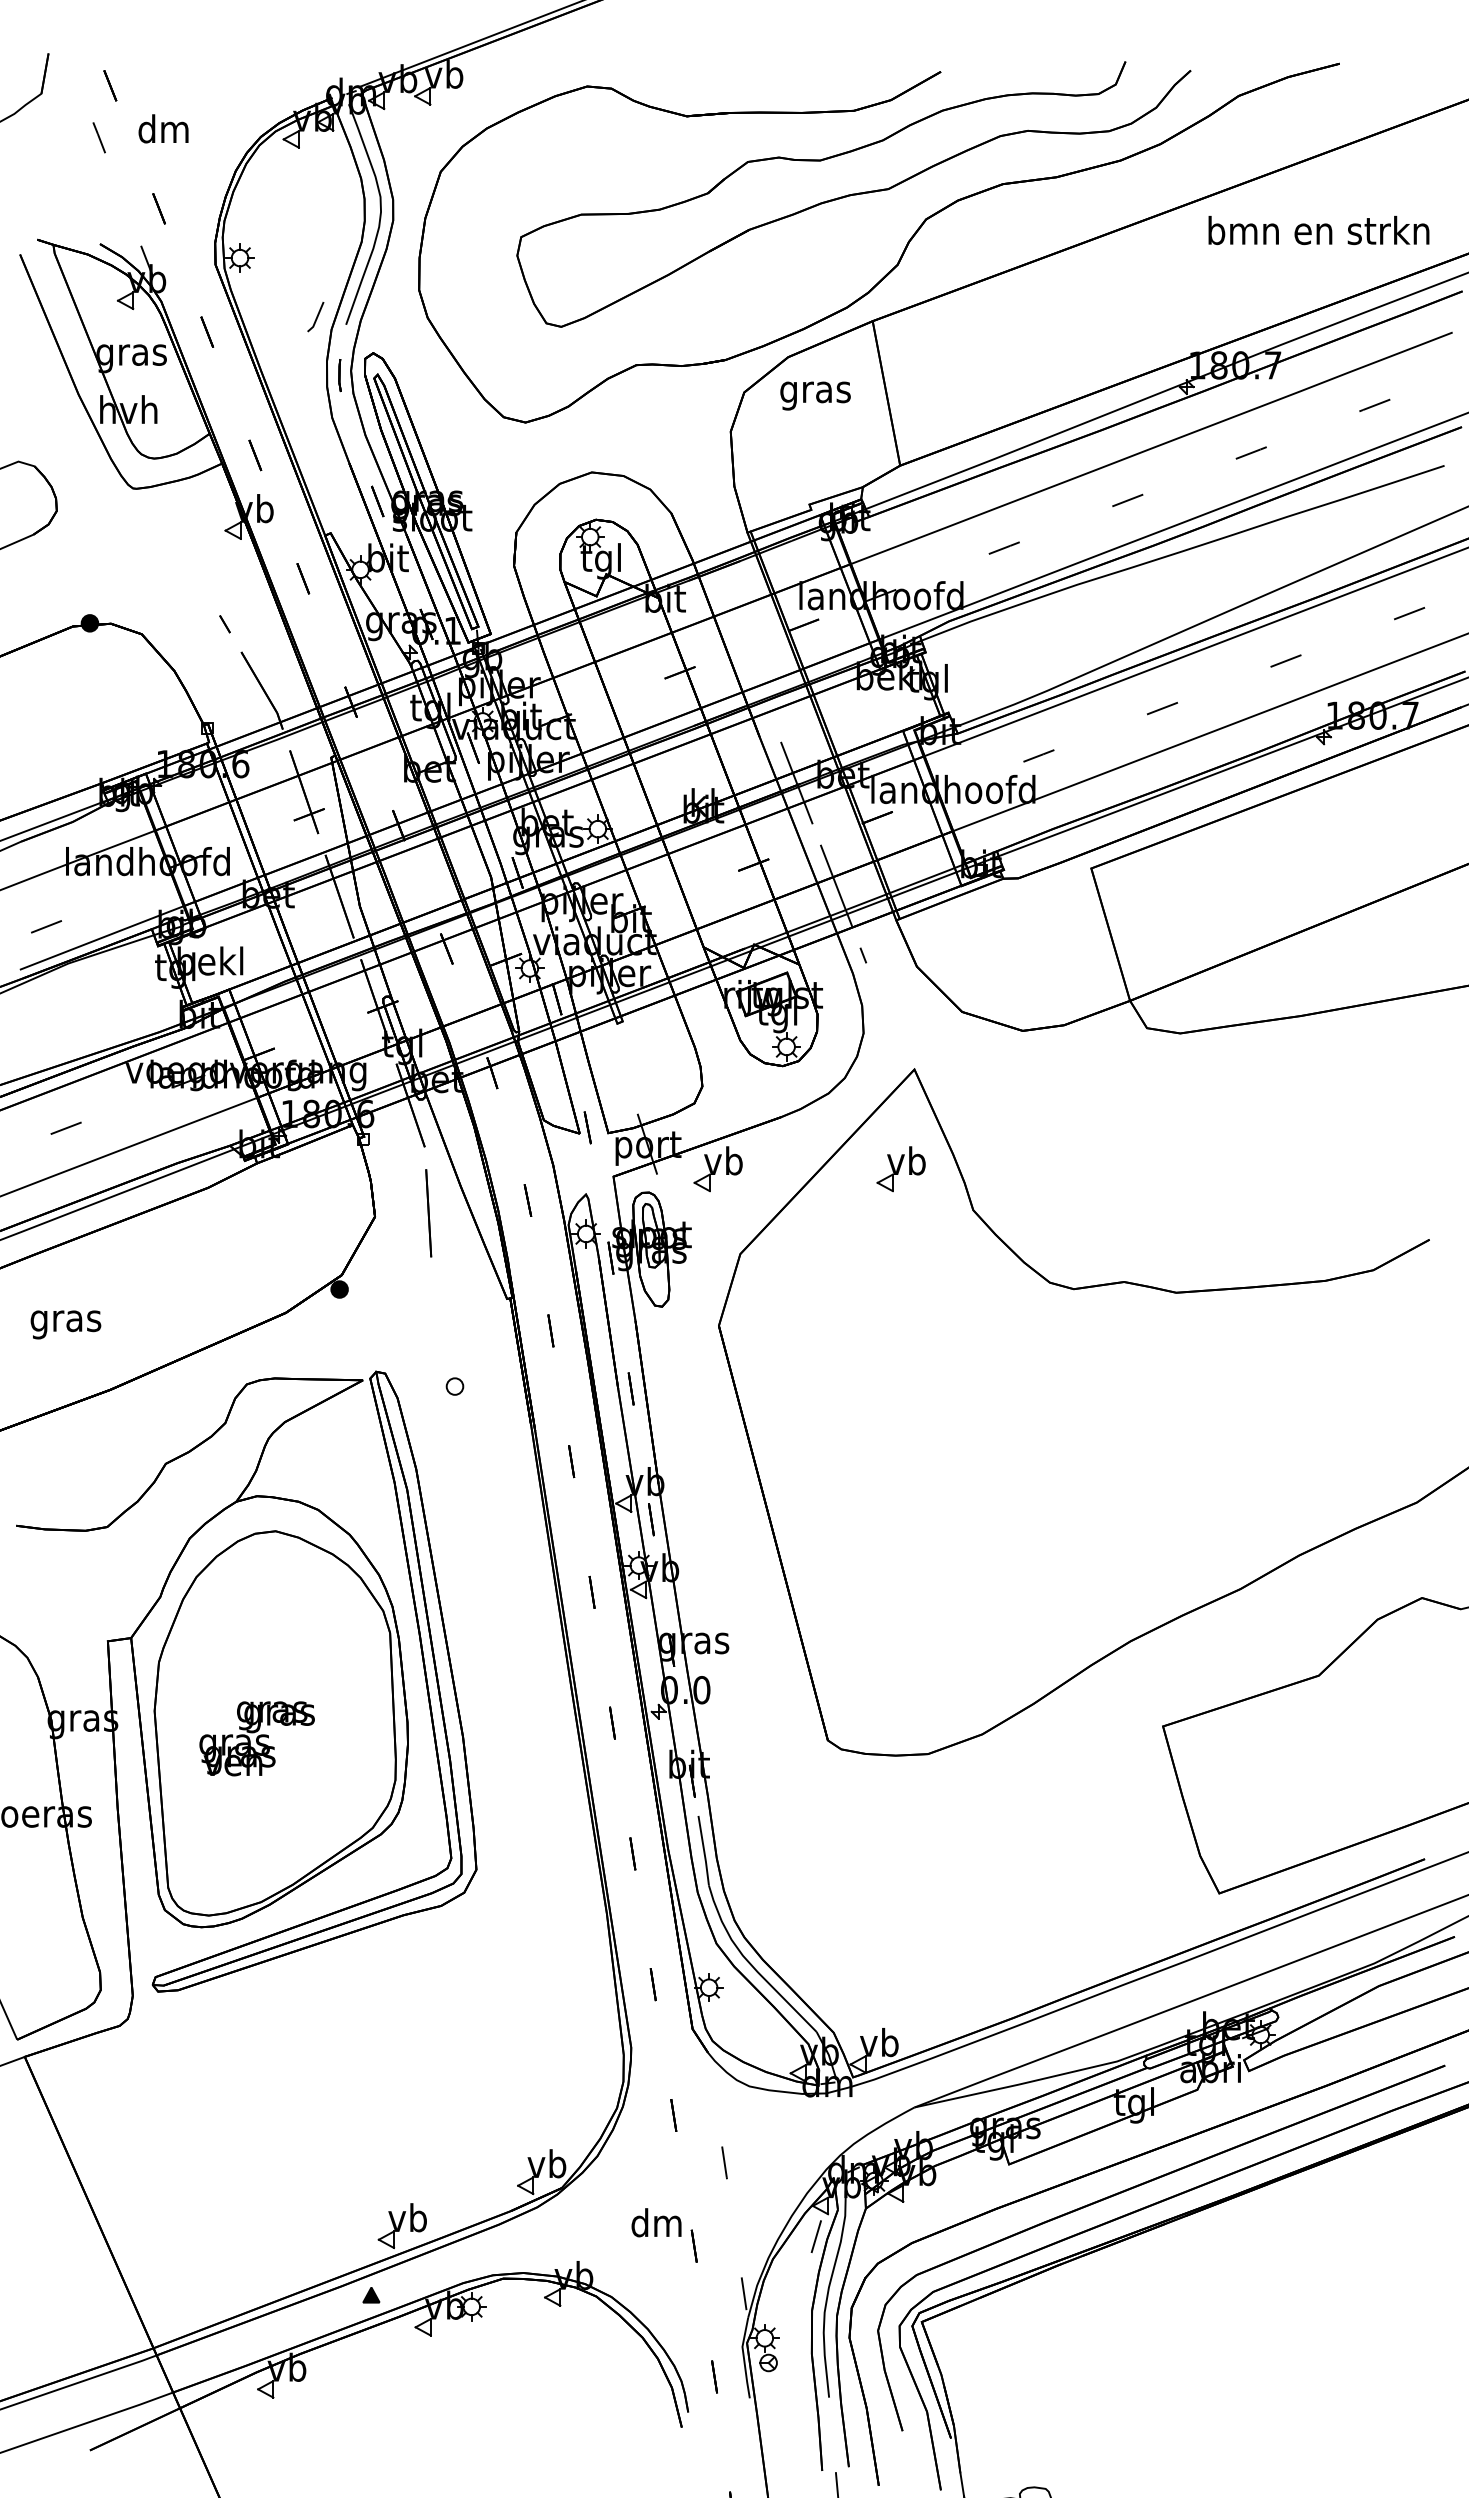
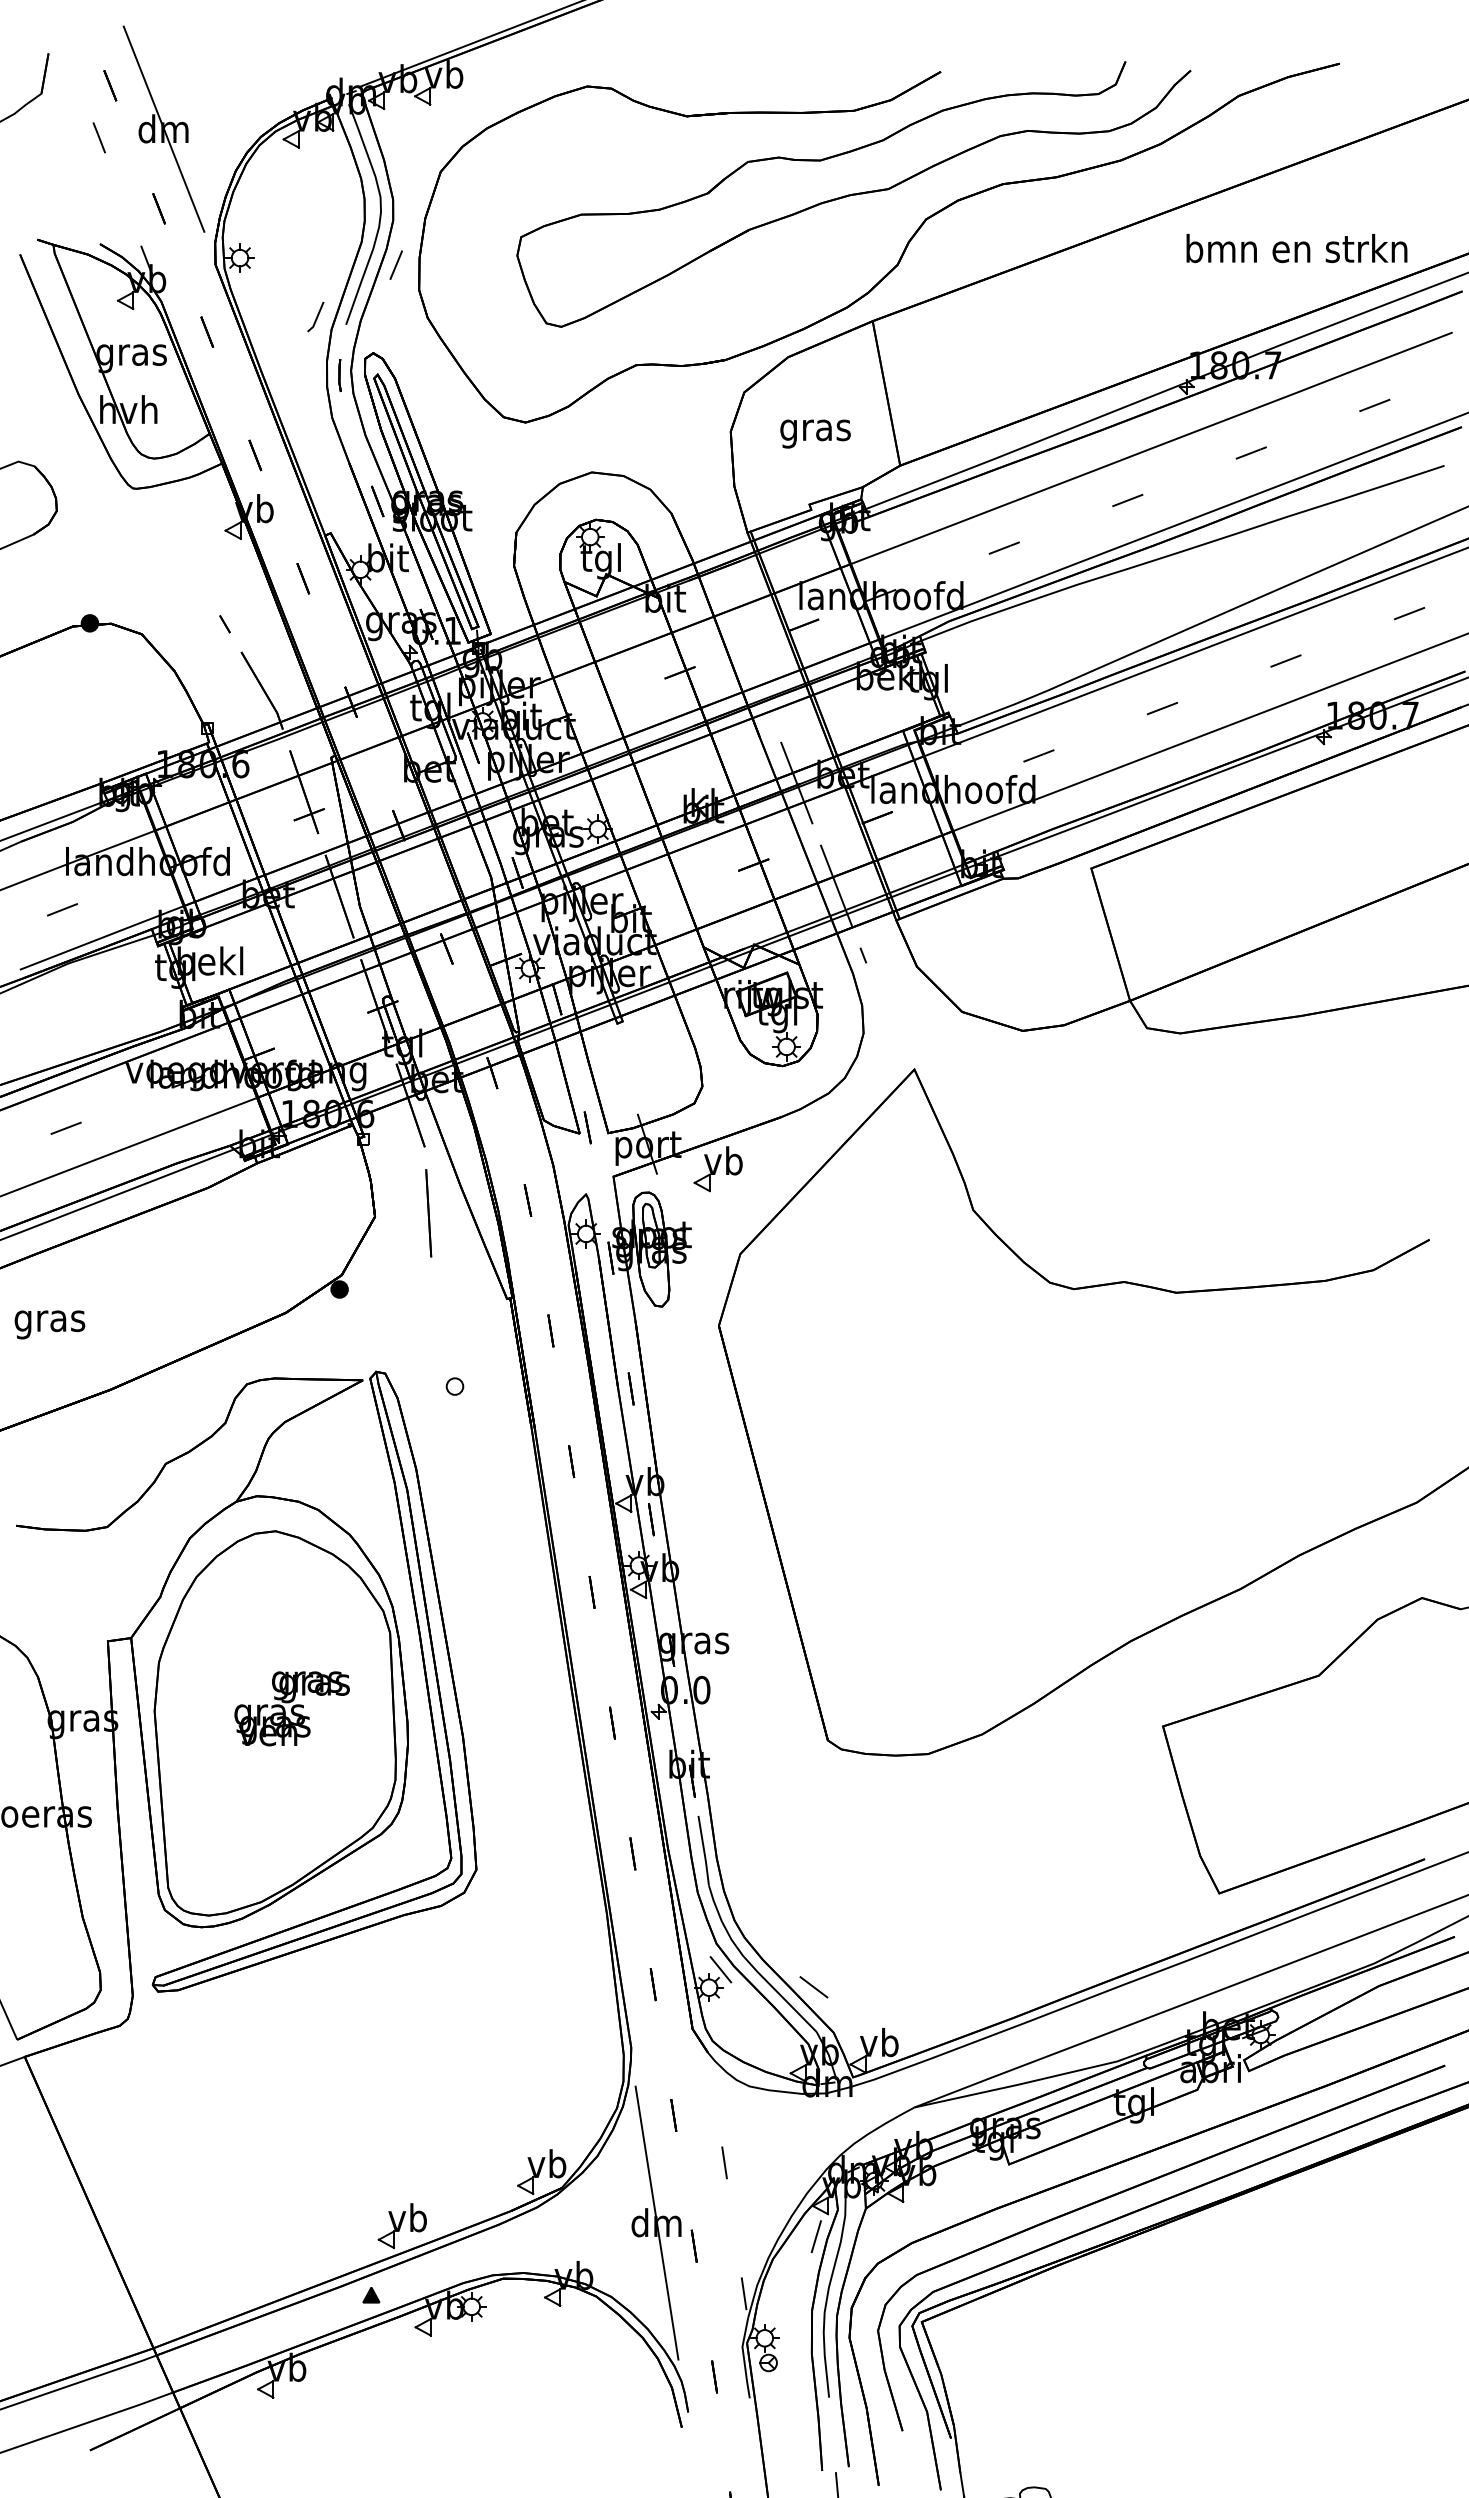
line: none -> present (163, 128)
text position: (1318, 230) -> (1296, 248) (1296, 248)
line: none -> present (395, 264)
text position: (815, 395) -> (815, 433) (815, 433)
line position: (46, 926) -> (62, 909) (62, 909)
part: present -> none (900, 1169)
text position: (65, 1324) -> (49, 1324) (49, 1324)
text position: (256, 1738) -> (291, 1708) (291, 1708)
line: none -> present (720, 1969)
line: none -> present (813, 1987)
line: none -> present (656, 2222)
